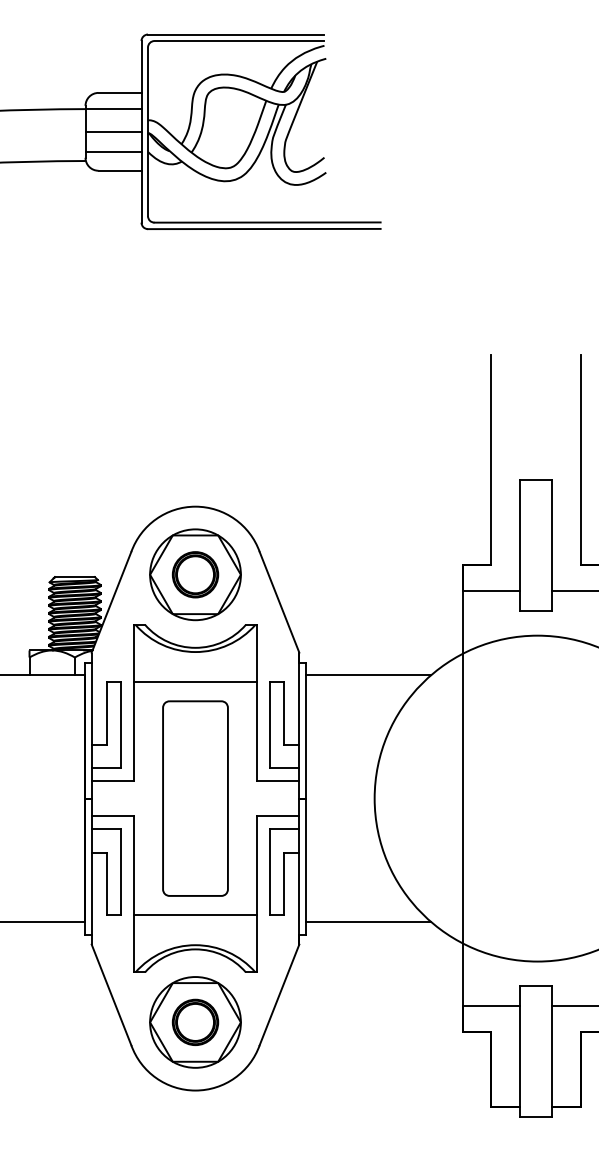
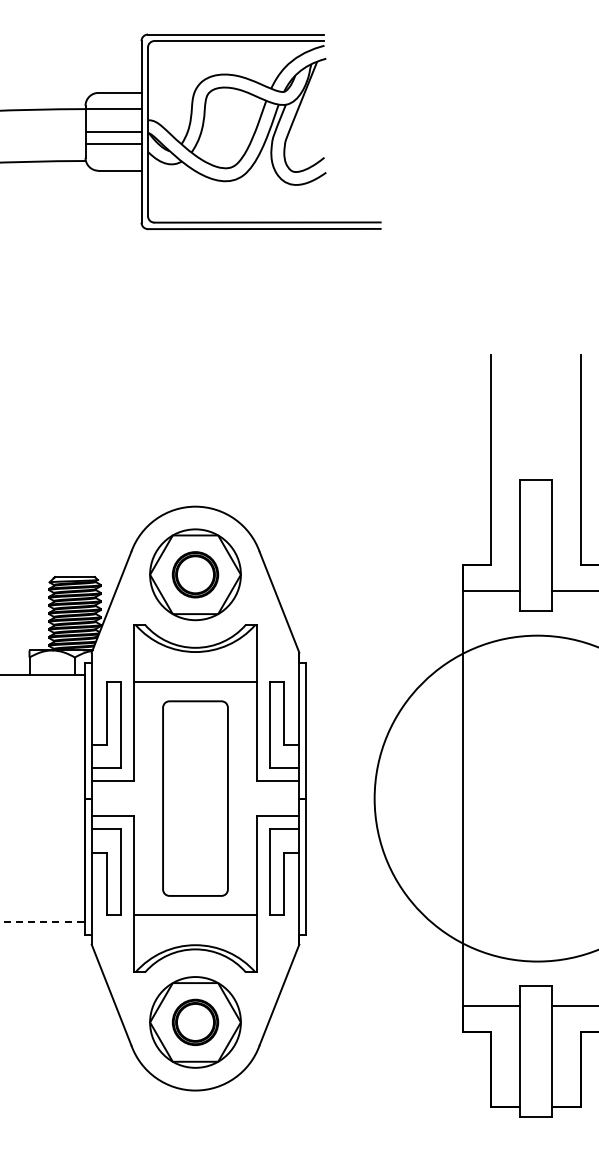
line position: (113, 152) -> (113, 144) (113, 144)
line: present -> none (368, 675)
line: solid -> dashed (43, 921)
line: present -> none (368, 921)
